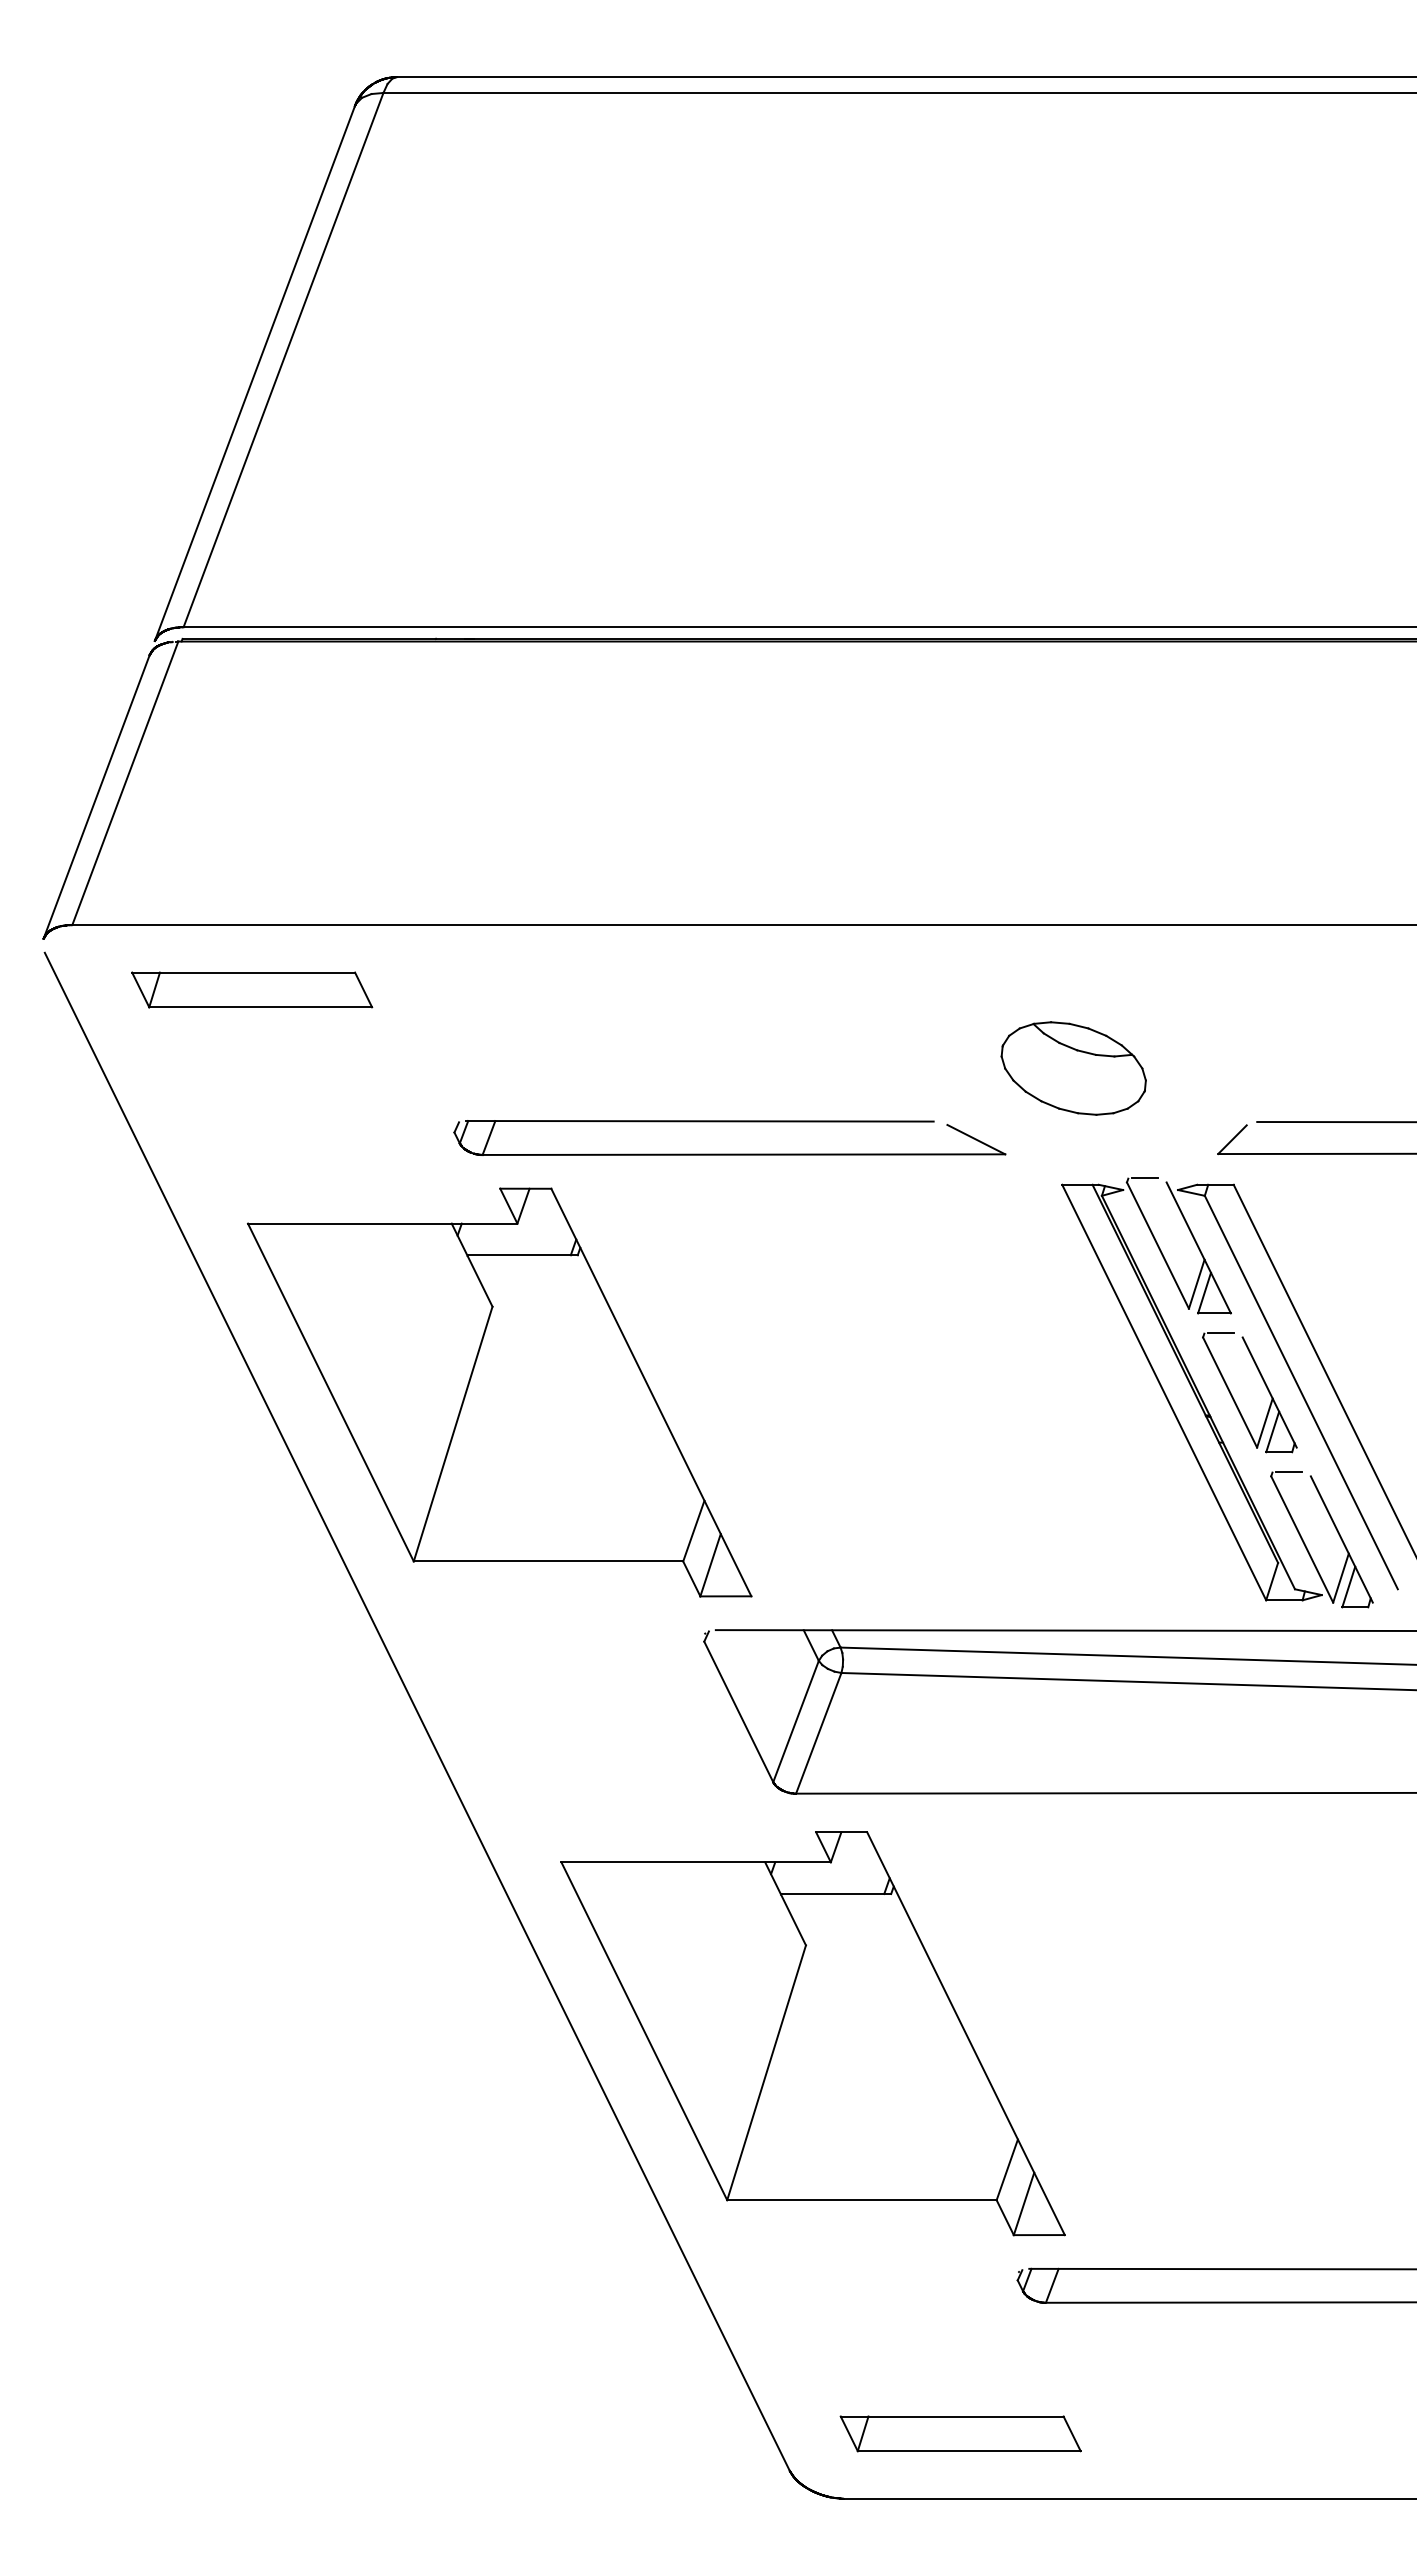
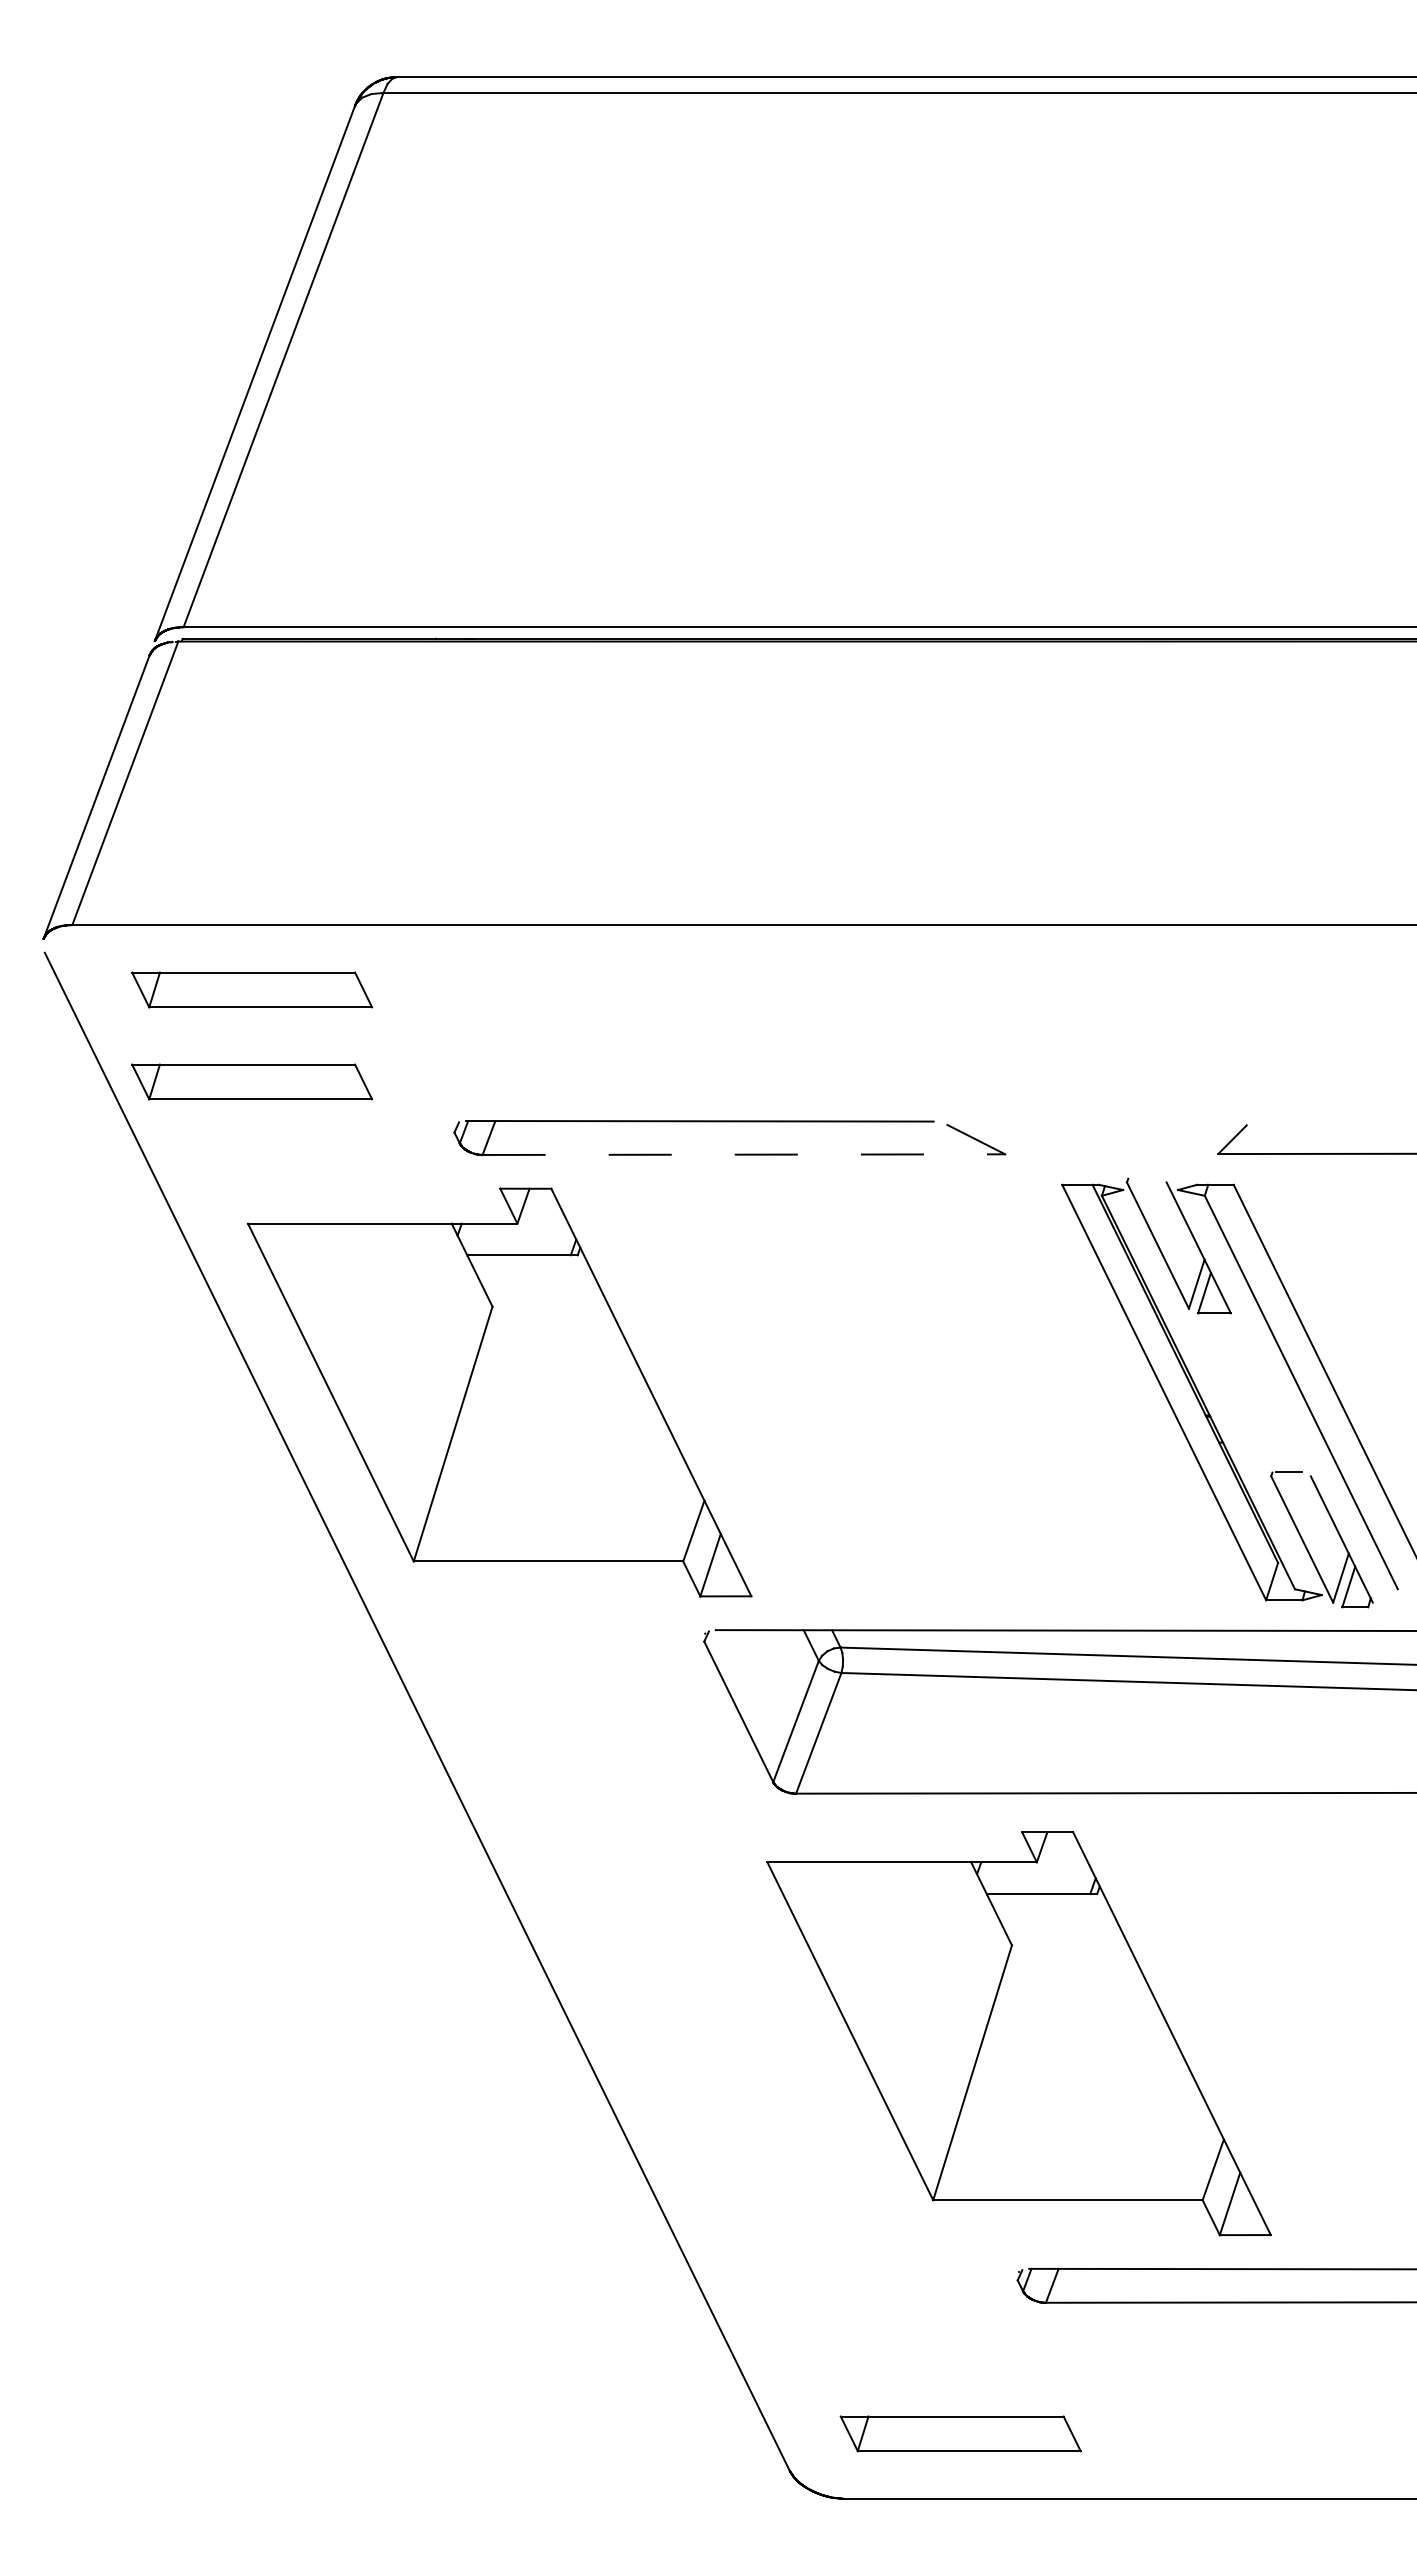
part: present -> none (1073, 1068)
part: none -> present (252, 1081)
line: present -> none (1335, 1122)
line: solid -> dashed (744, 1154)
line: present -> none (1144, 1177)
part: present -> none (1233, 1396)
part position: (812, 2033) -> (1018, 2033) (1018, 2033)
